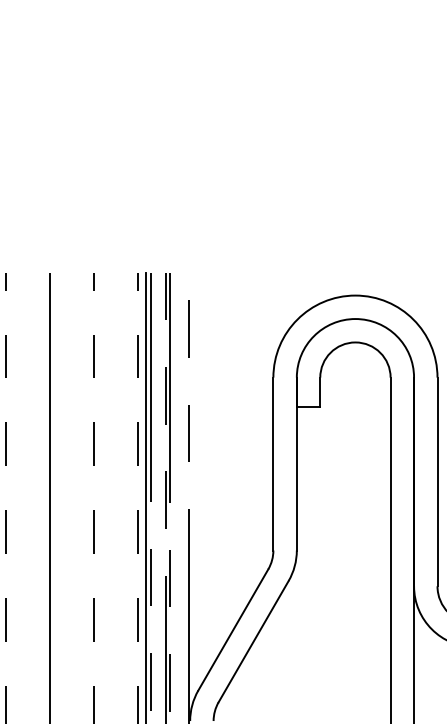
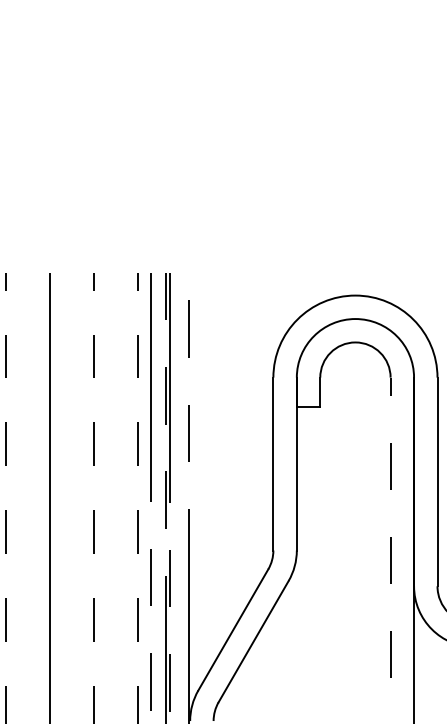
line: present -> none (146, 496)
line: solid -> dashed (390, 550)
